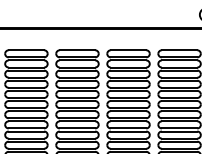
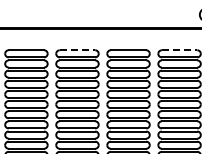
line: solid -> dashed (77, 50)
line: solid -> dashed (179, 50)
